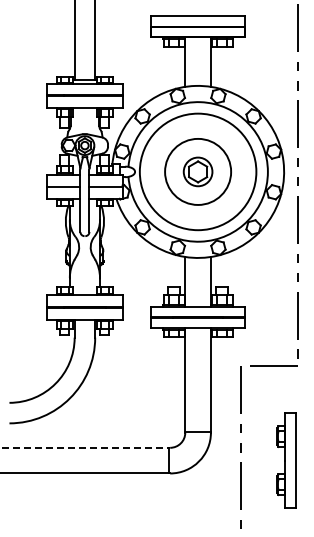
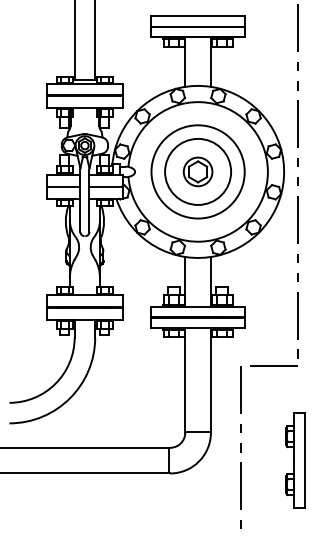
circle diameter: 117 px -> 93 px (197, 171)
line: dashed -> solid (85, 447)
part position: (286, 460) -> (295, 460) (295, 460)
